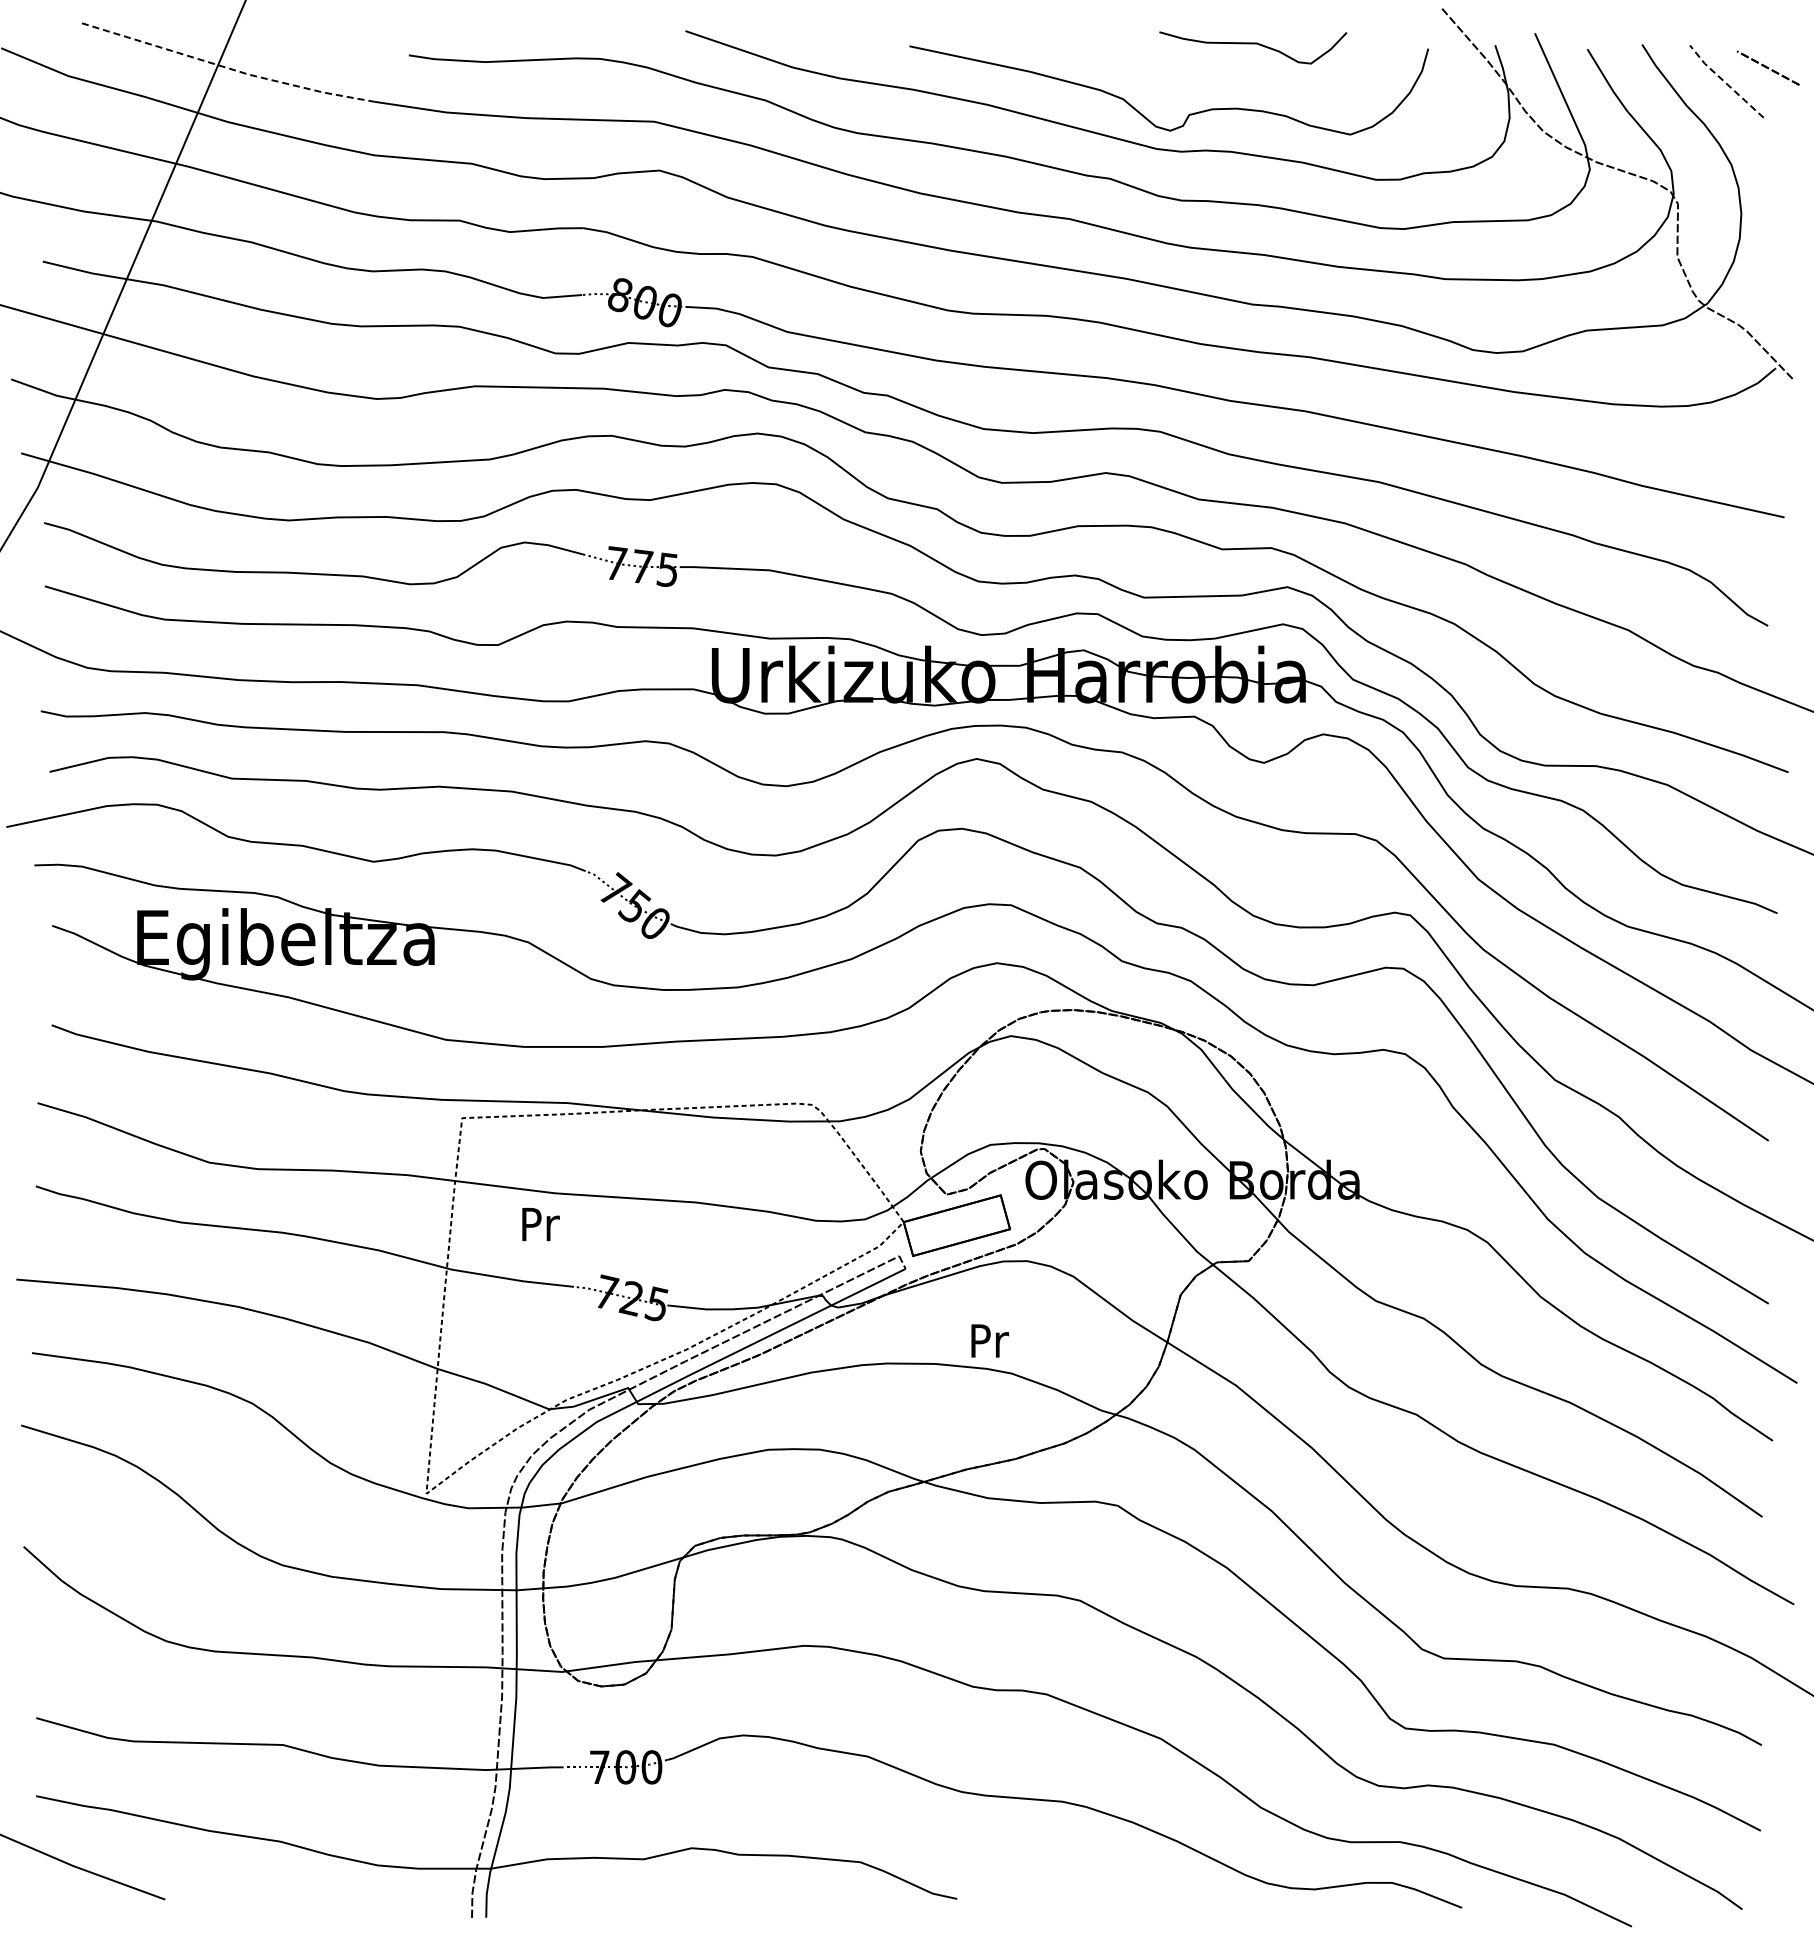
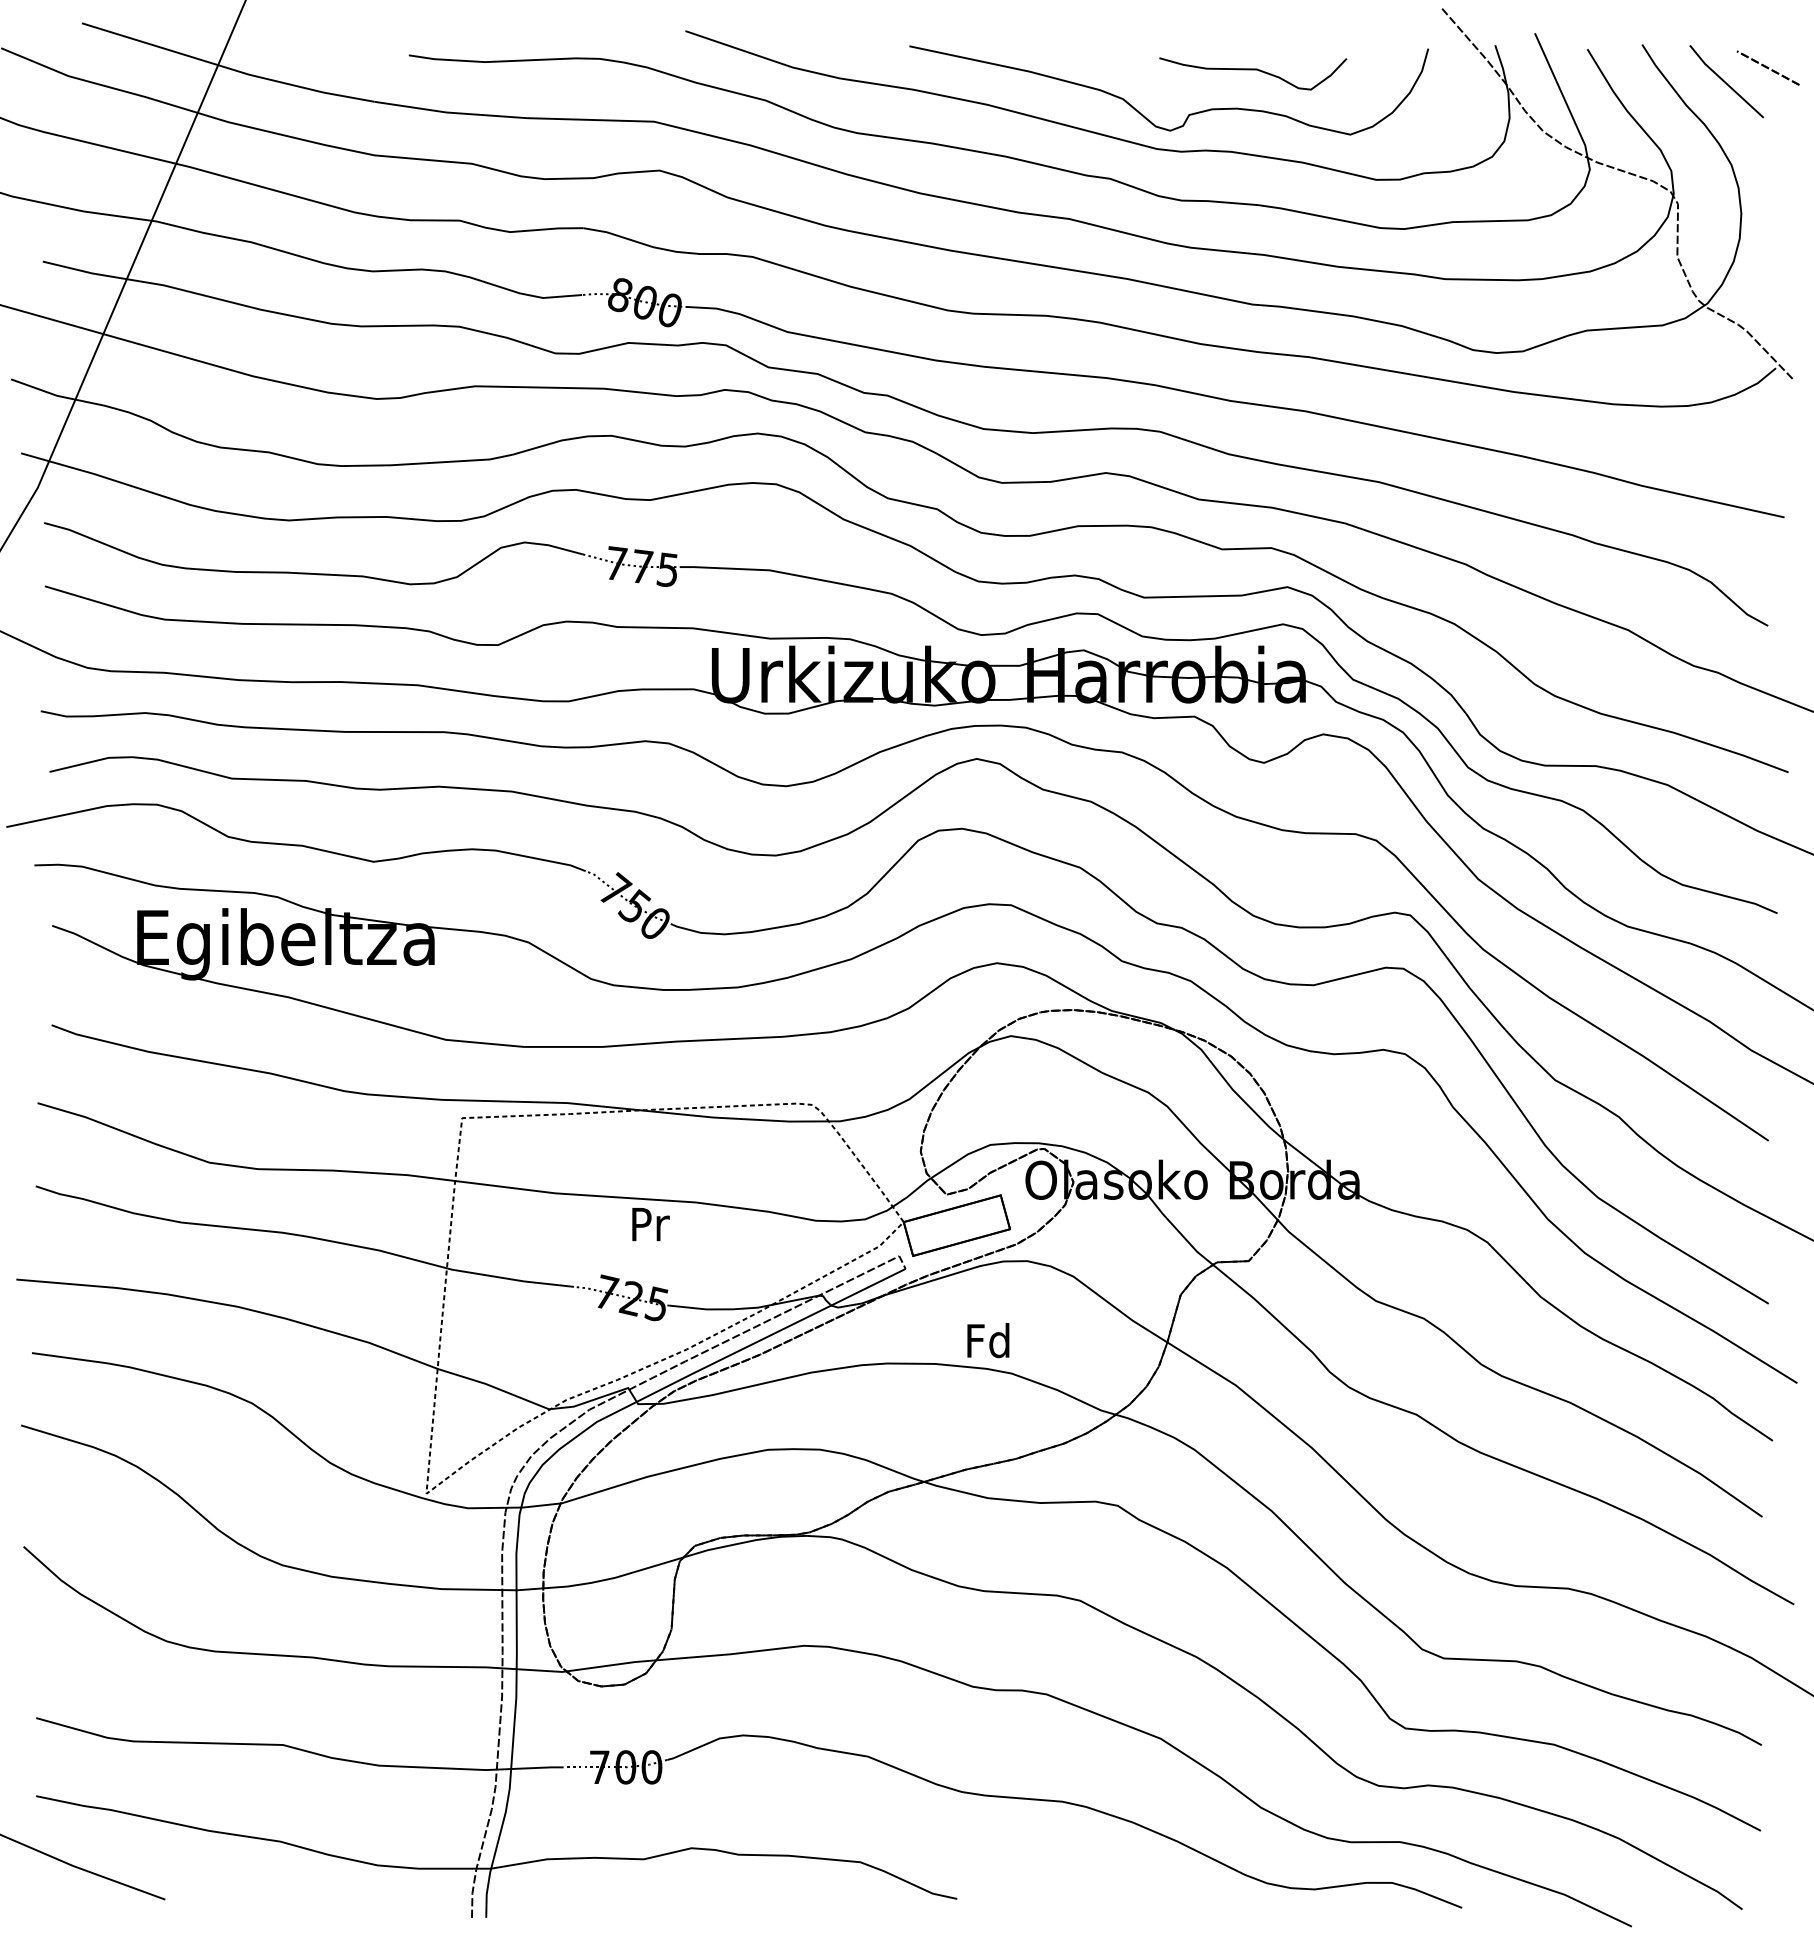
curve position: (1253, 44) -> (1253, 70) (1253, 70)
line: dashed -> solid (228, 68)
line: dashed -> solid (1724, 82)
text position: (540, 1224) -> (650, 1224) (650, 1224)
text: Pr -> Fd (988, 1340)
